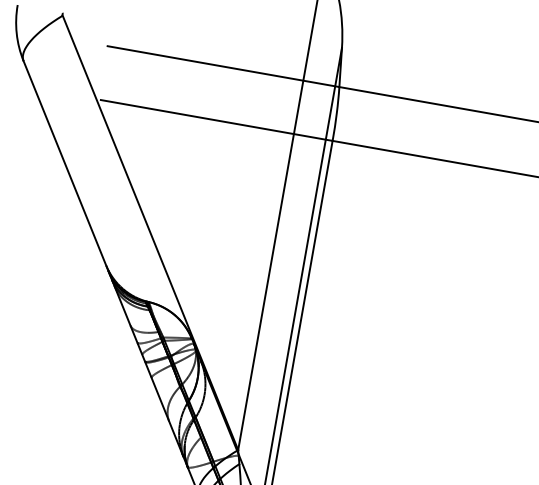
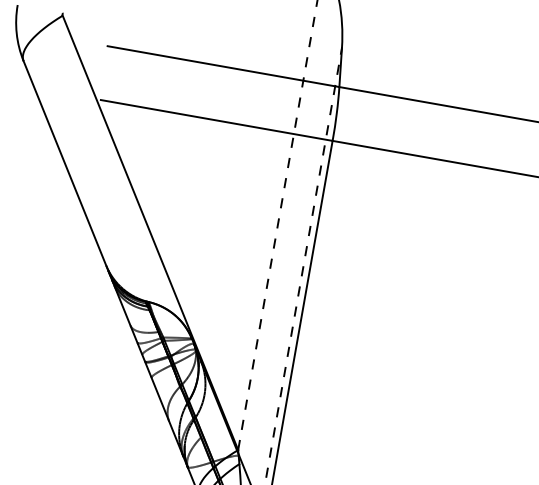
line: solid -> dashed (277, 224)
line: solid -> dashed (303, 266)
